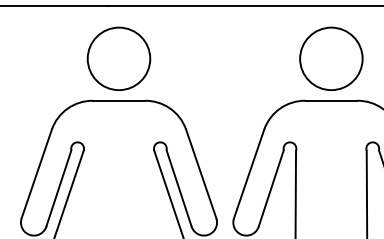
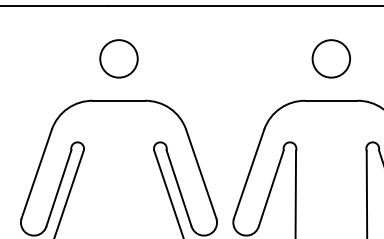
circle diameter: 63 px -> 38 px (118, 58)
circle diameter: 63 px -> 38 px (331, 58)
